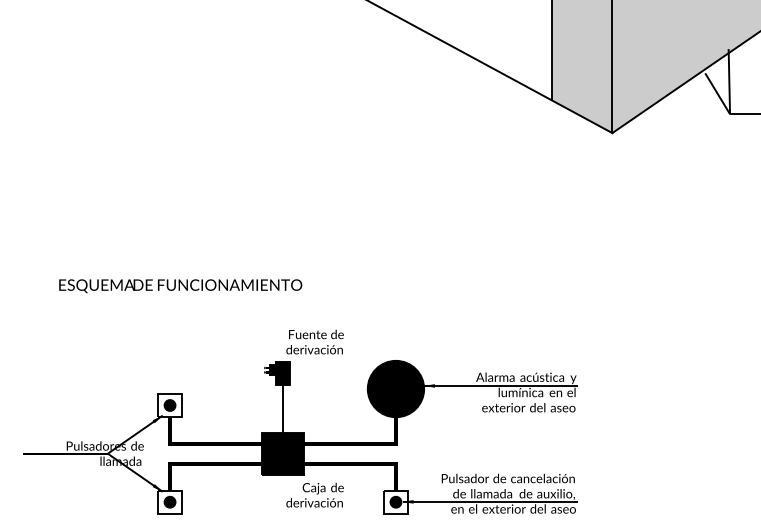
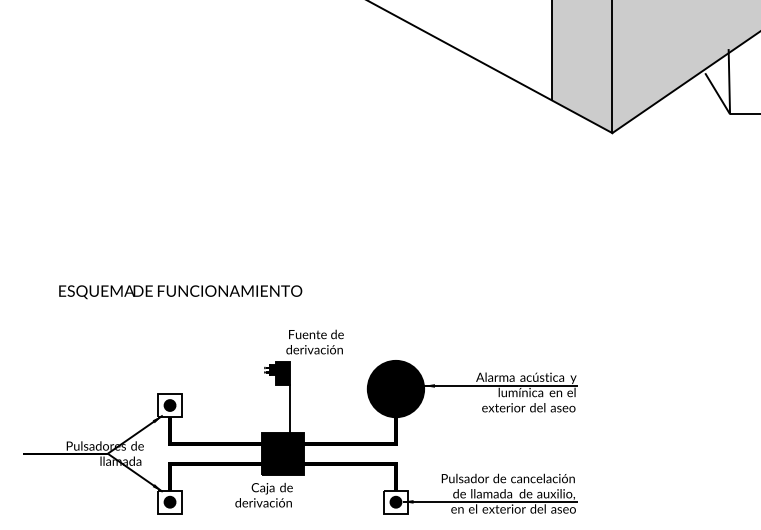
text position: (180, 286) -> (180, 292) (180, 292)
line position: (283, 408) -> (290, 408) (290, 408)
text position: (314, 495) -> (263, 495) (263, 495)
